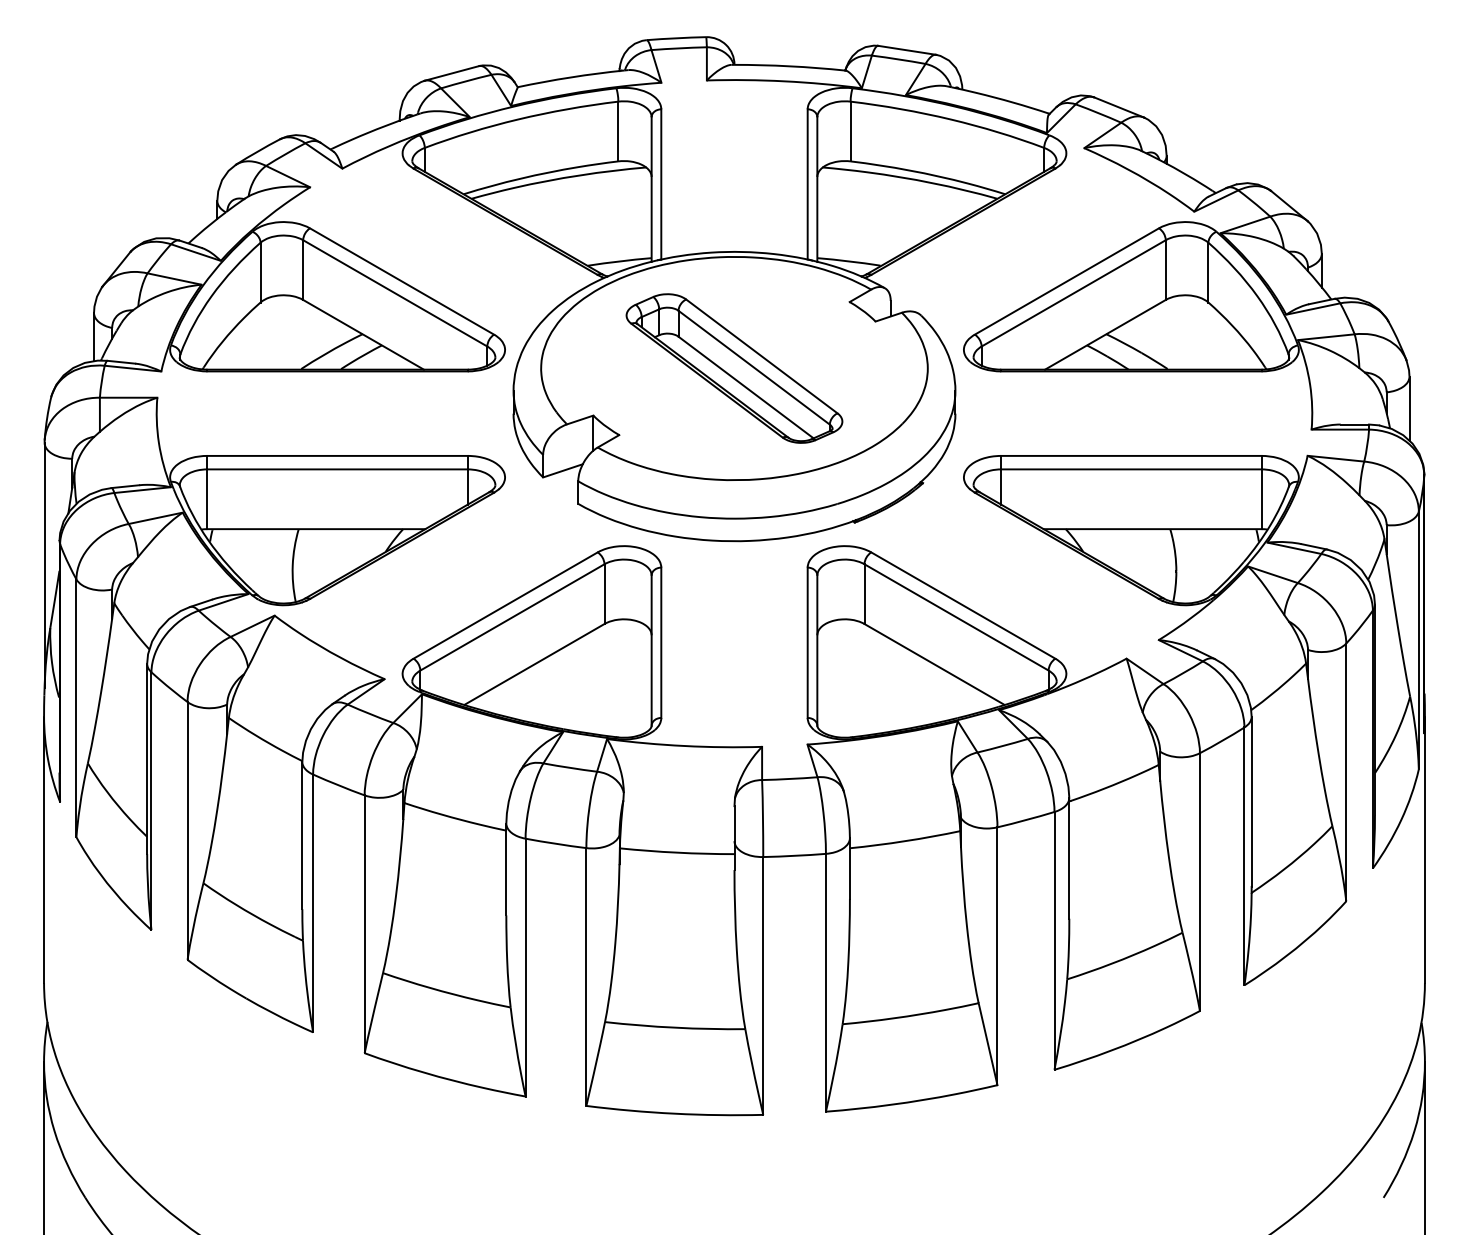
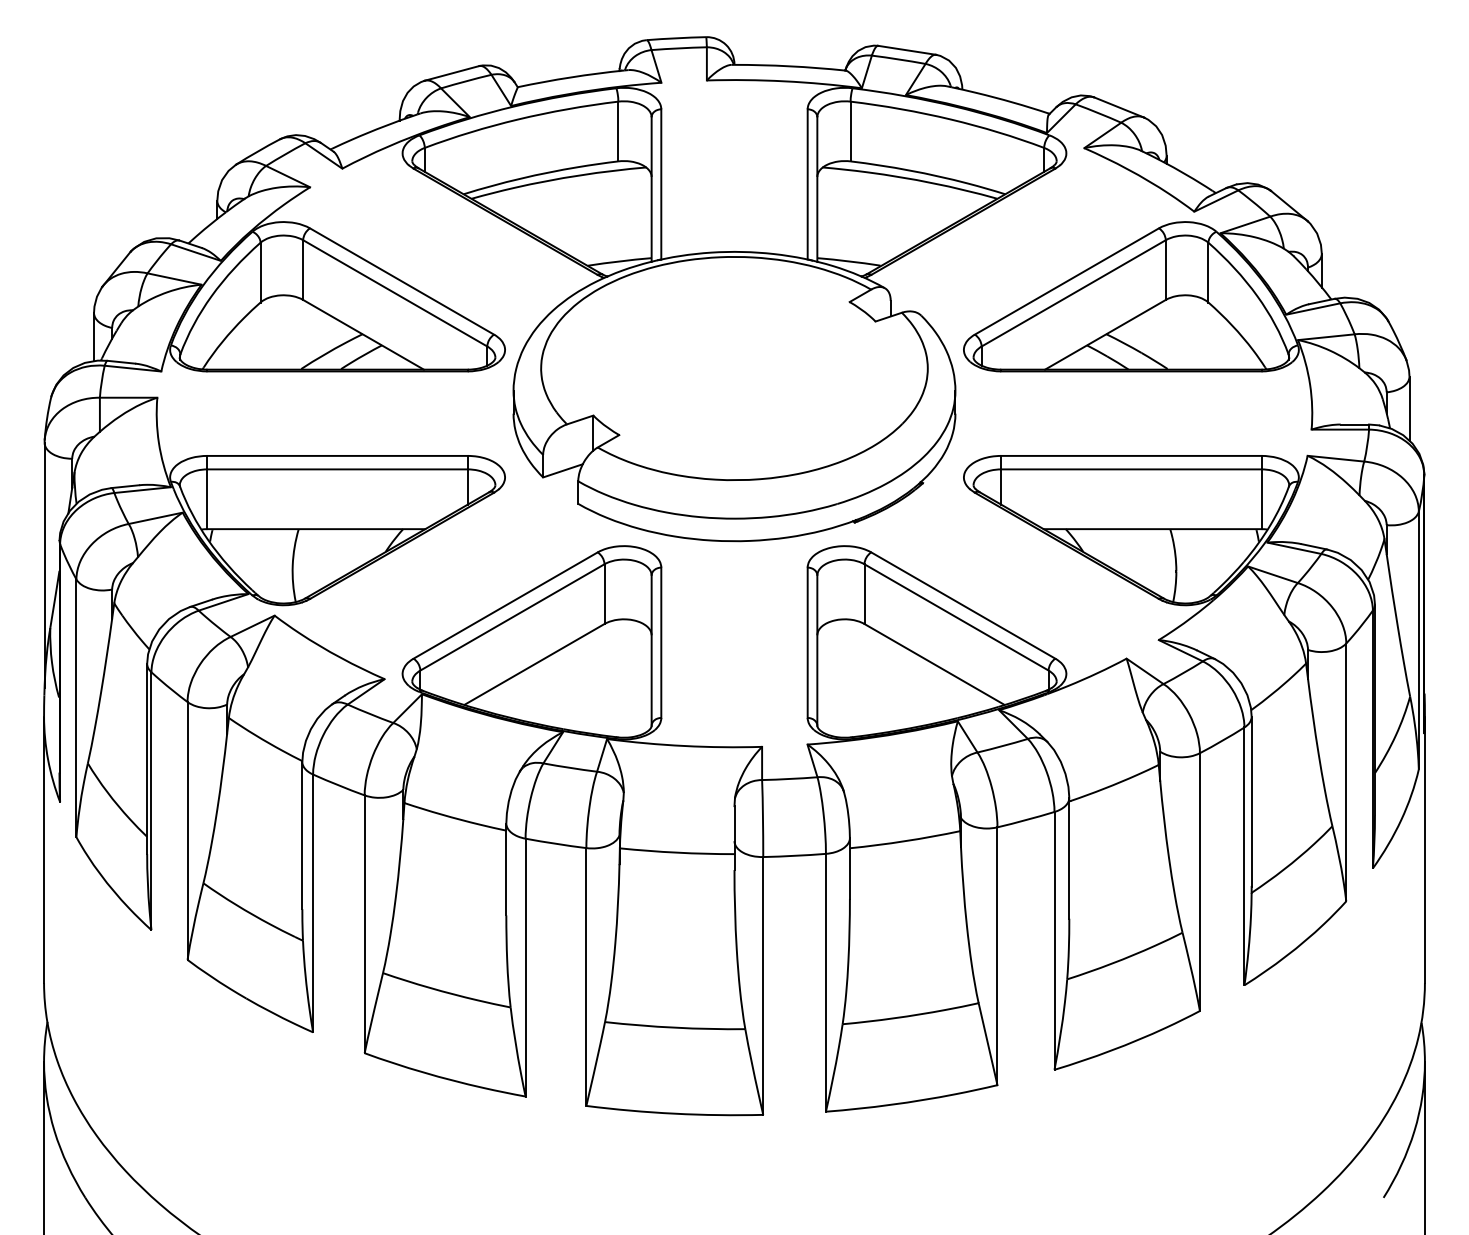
part: present -> none (734, 368)
